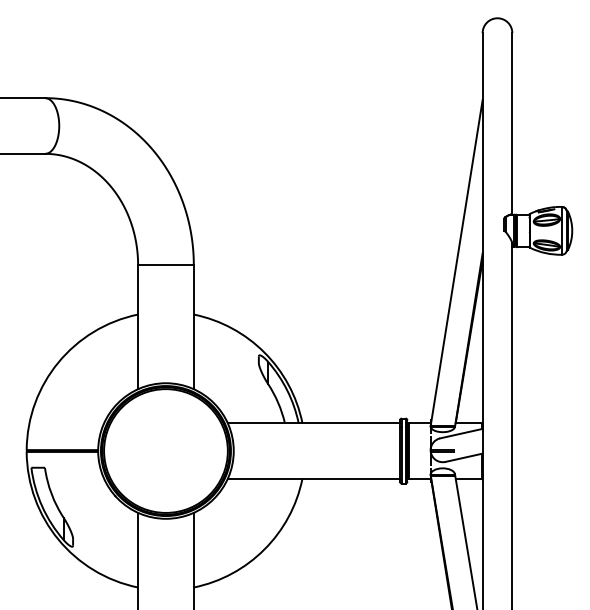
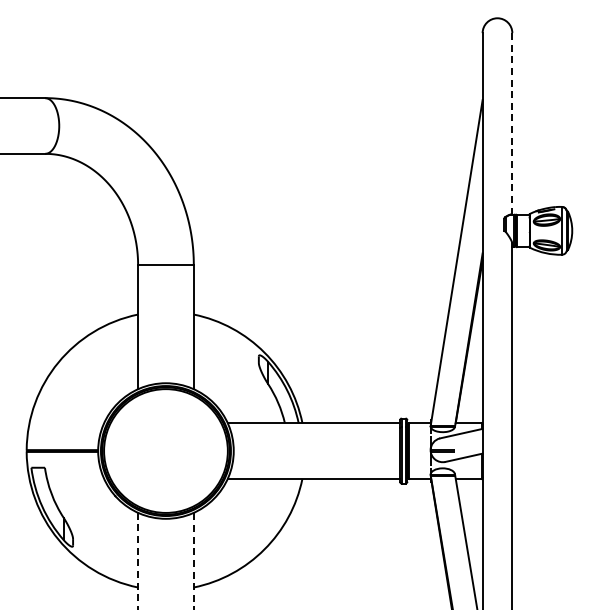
line: solid -> dashed (512, 123)
line: solid -> dashed (193, 560)
line: solid -> dashed (138, 561)
